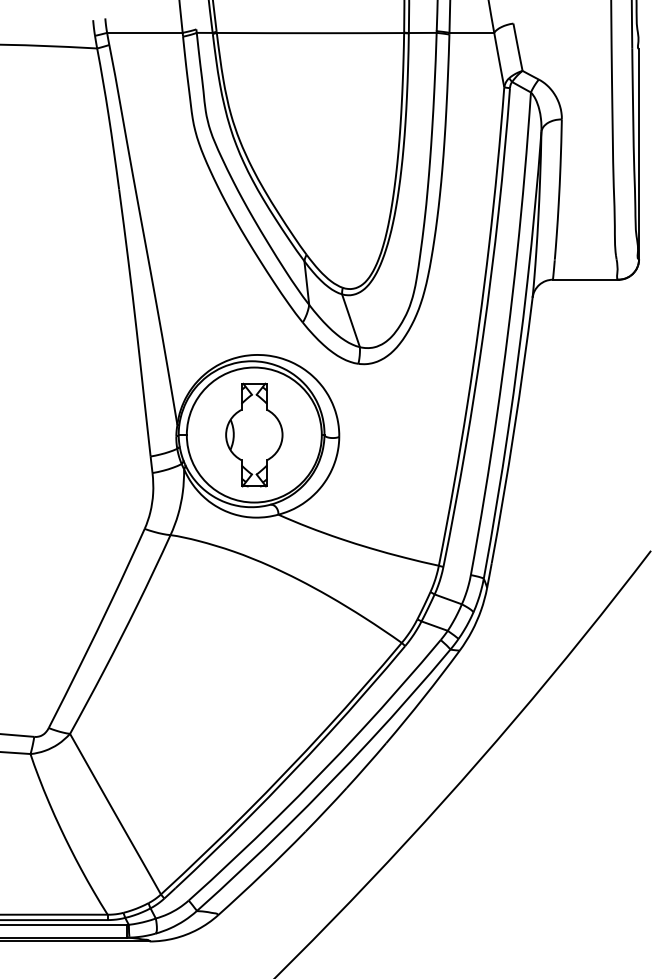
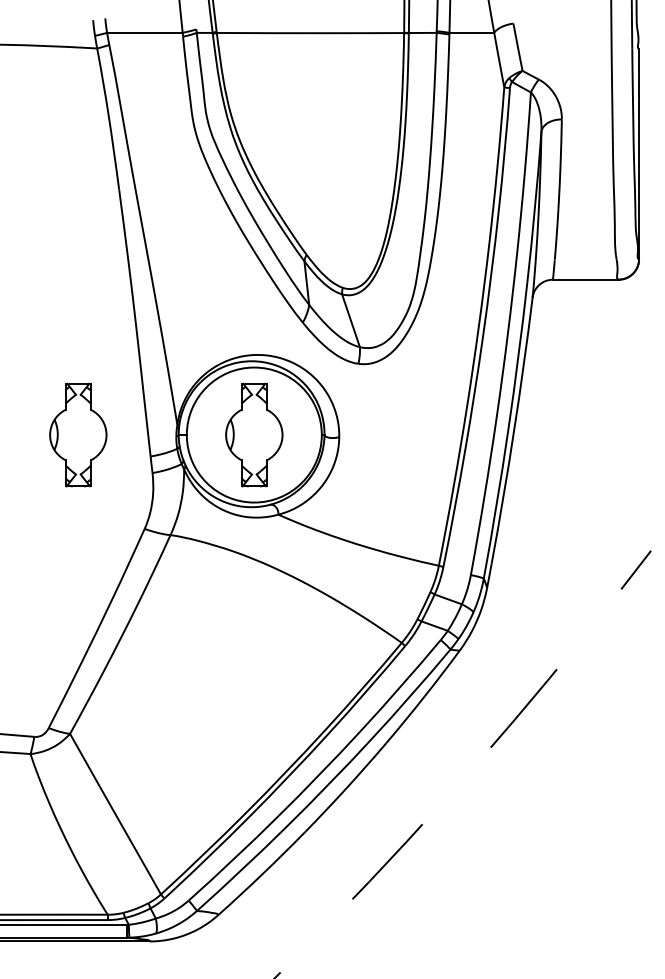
part: none -> present (78, 434)
arc: solid -> dashed (470, 770)
